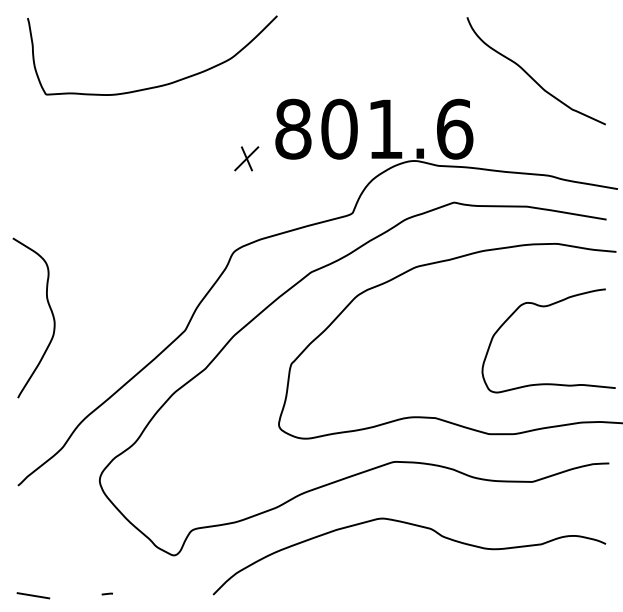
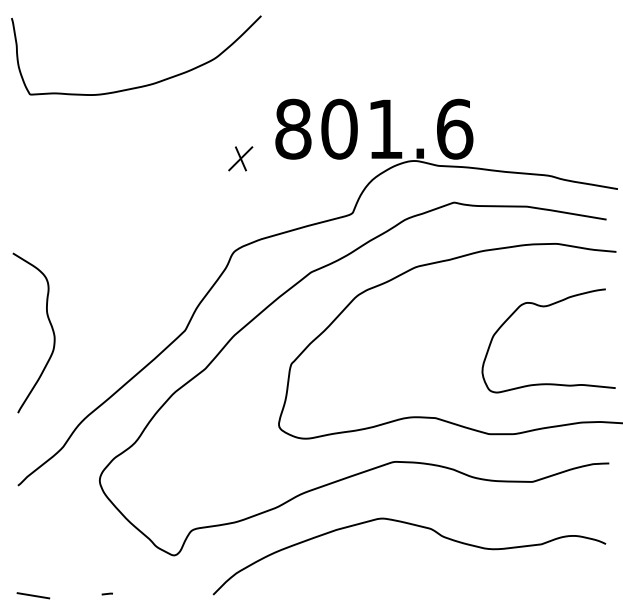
curve: present -> none (530, 75)
curve position: (157, 85) -> (141, 85) (141, 85)
part position: (246, 158) -> (240, 158) (240, 158)
curve position: (50, 311) -> (50, 326) (50, 326)
